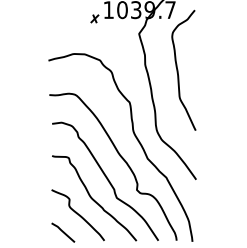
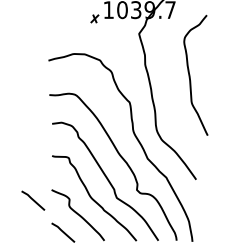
curve position: (178, 69) -> (190, 74) (190, 74)
line: none -> present (33, 200)
